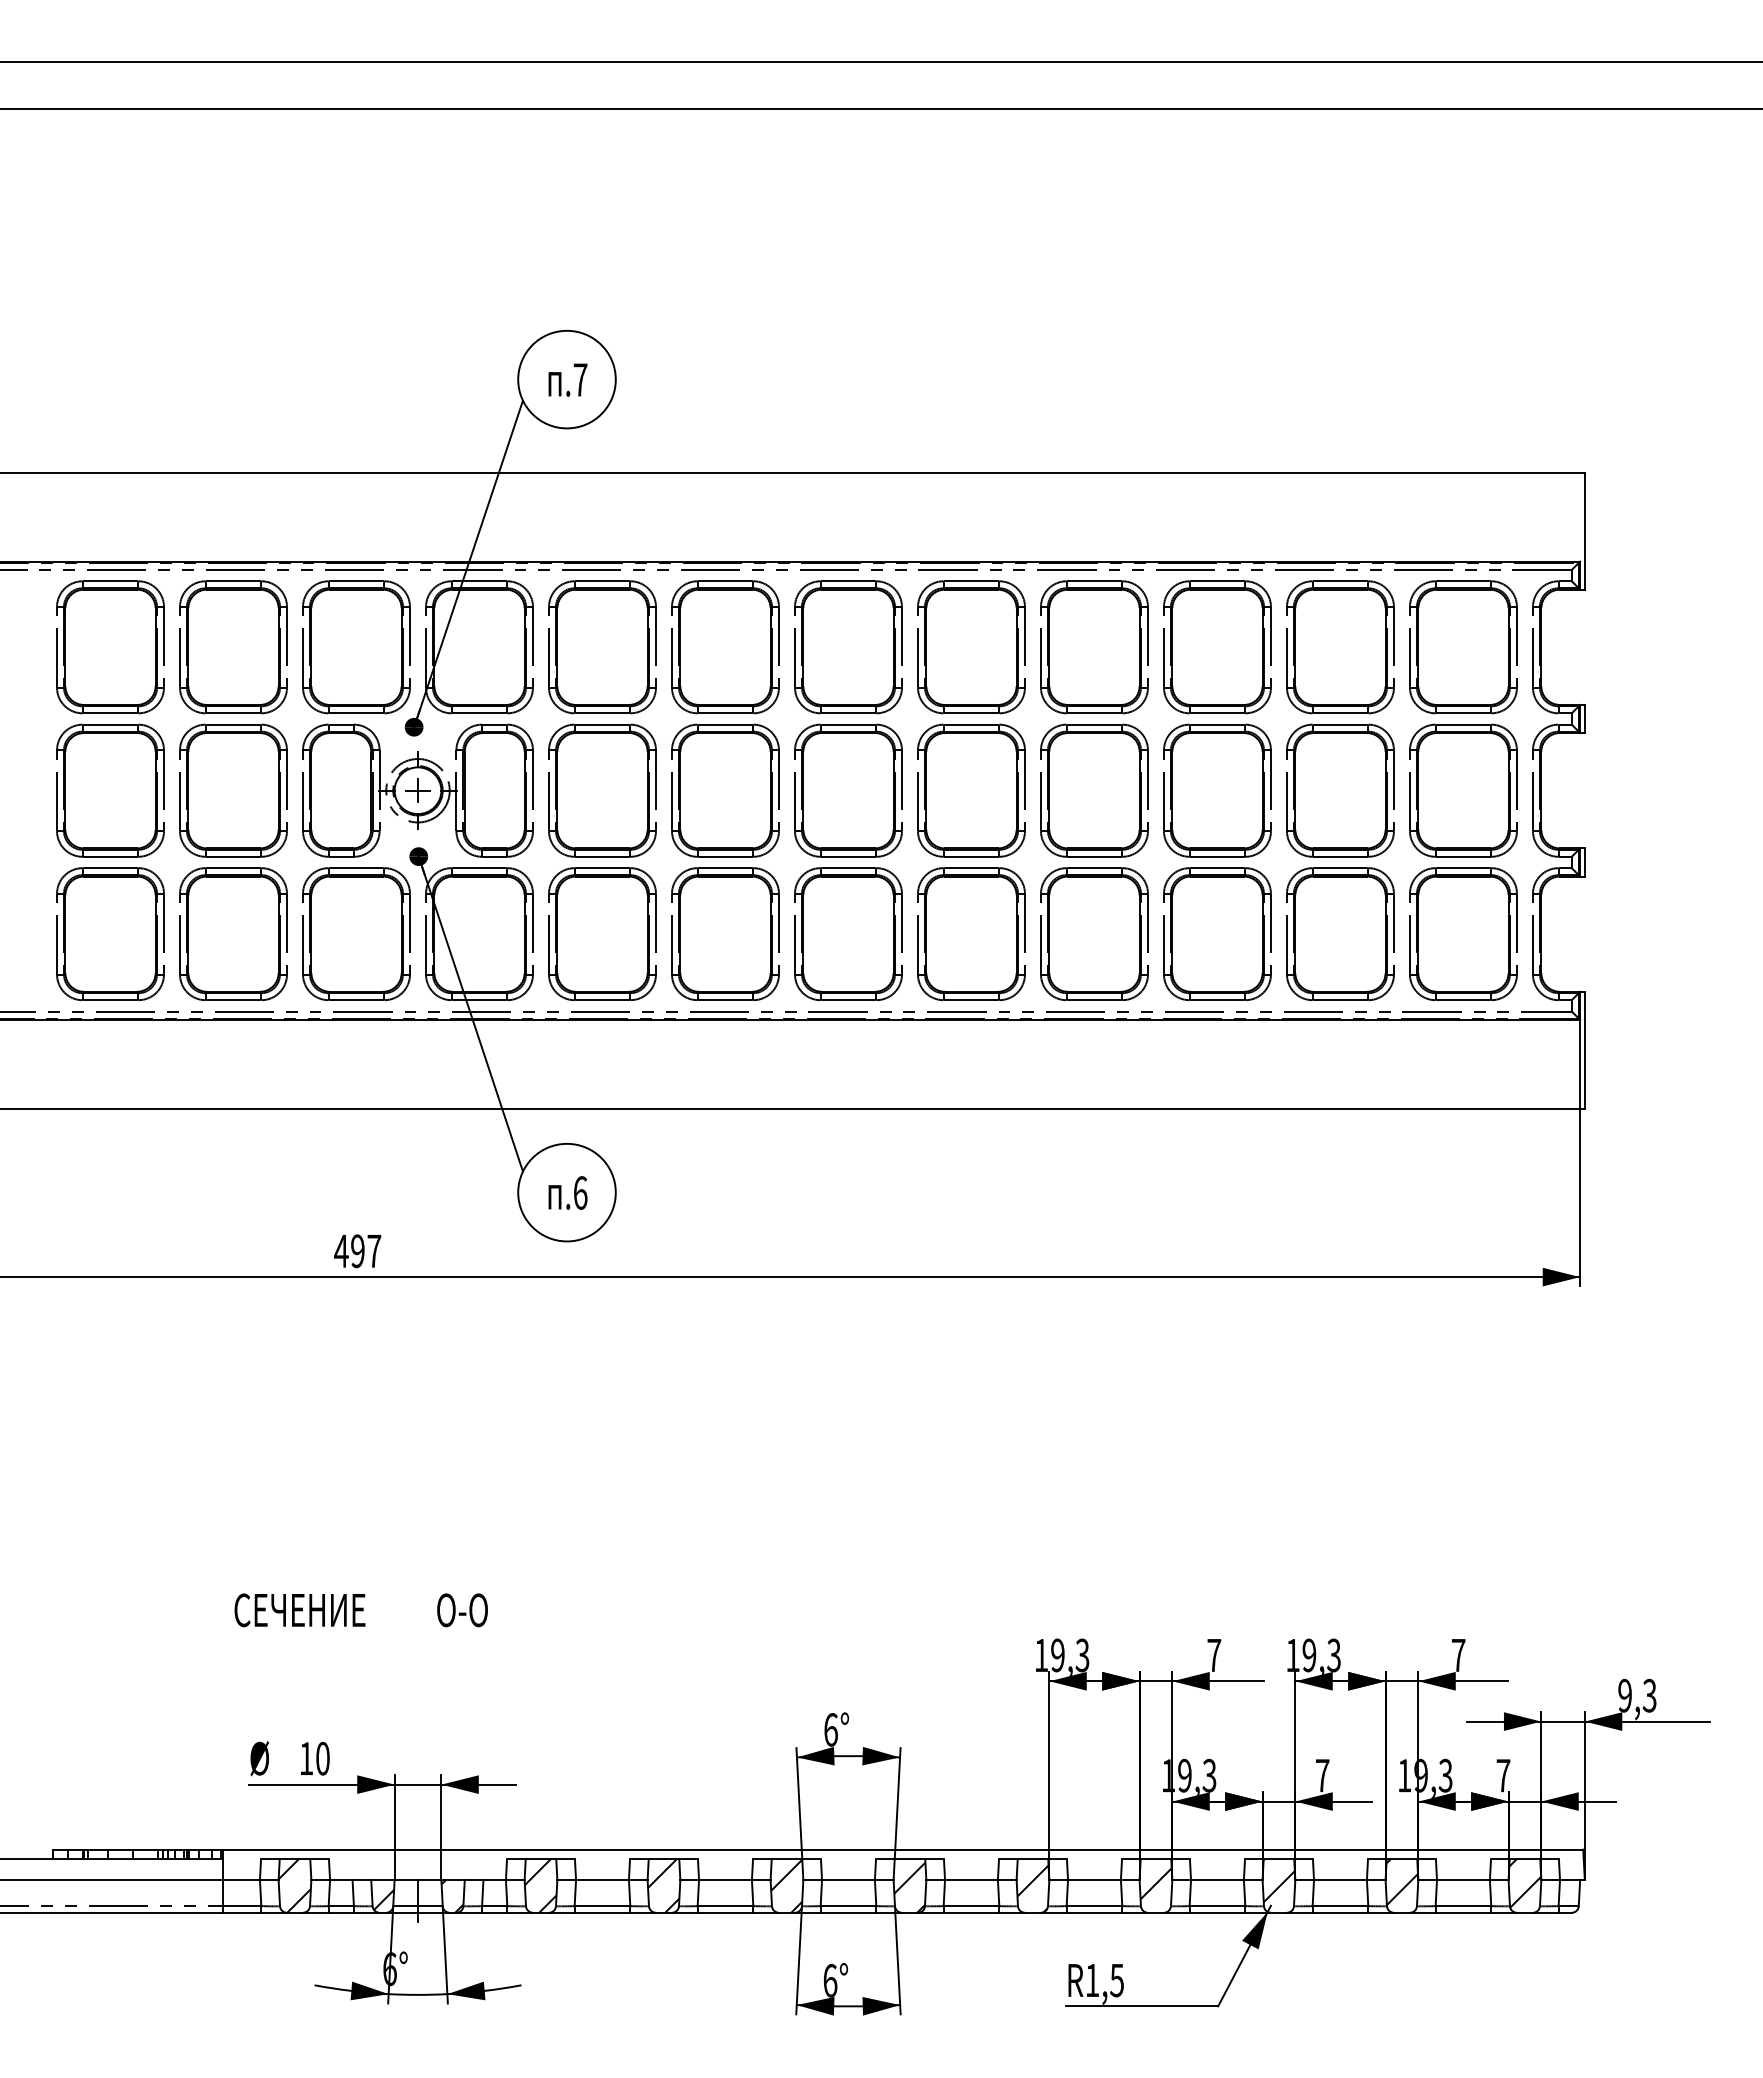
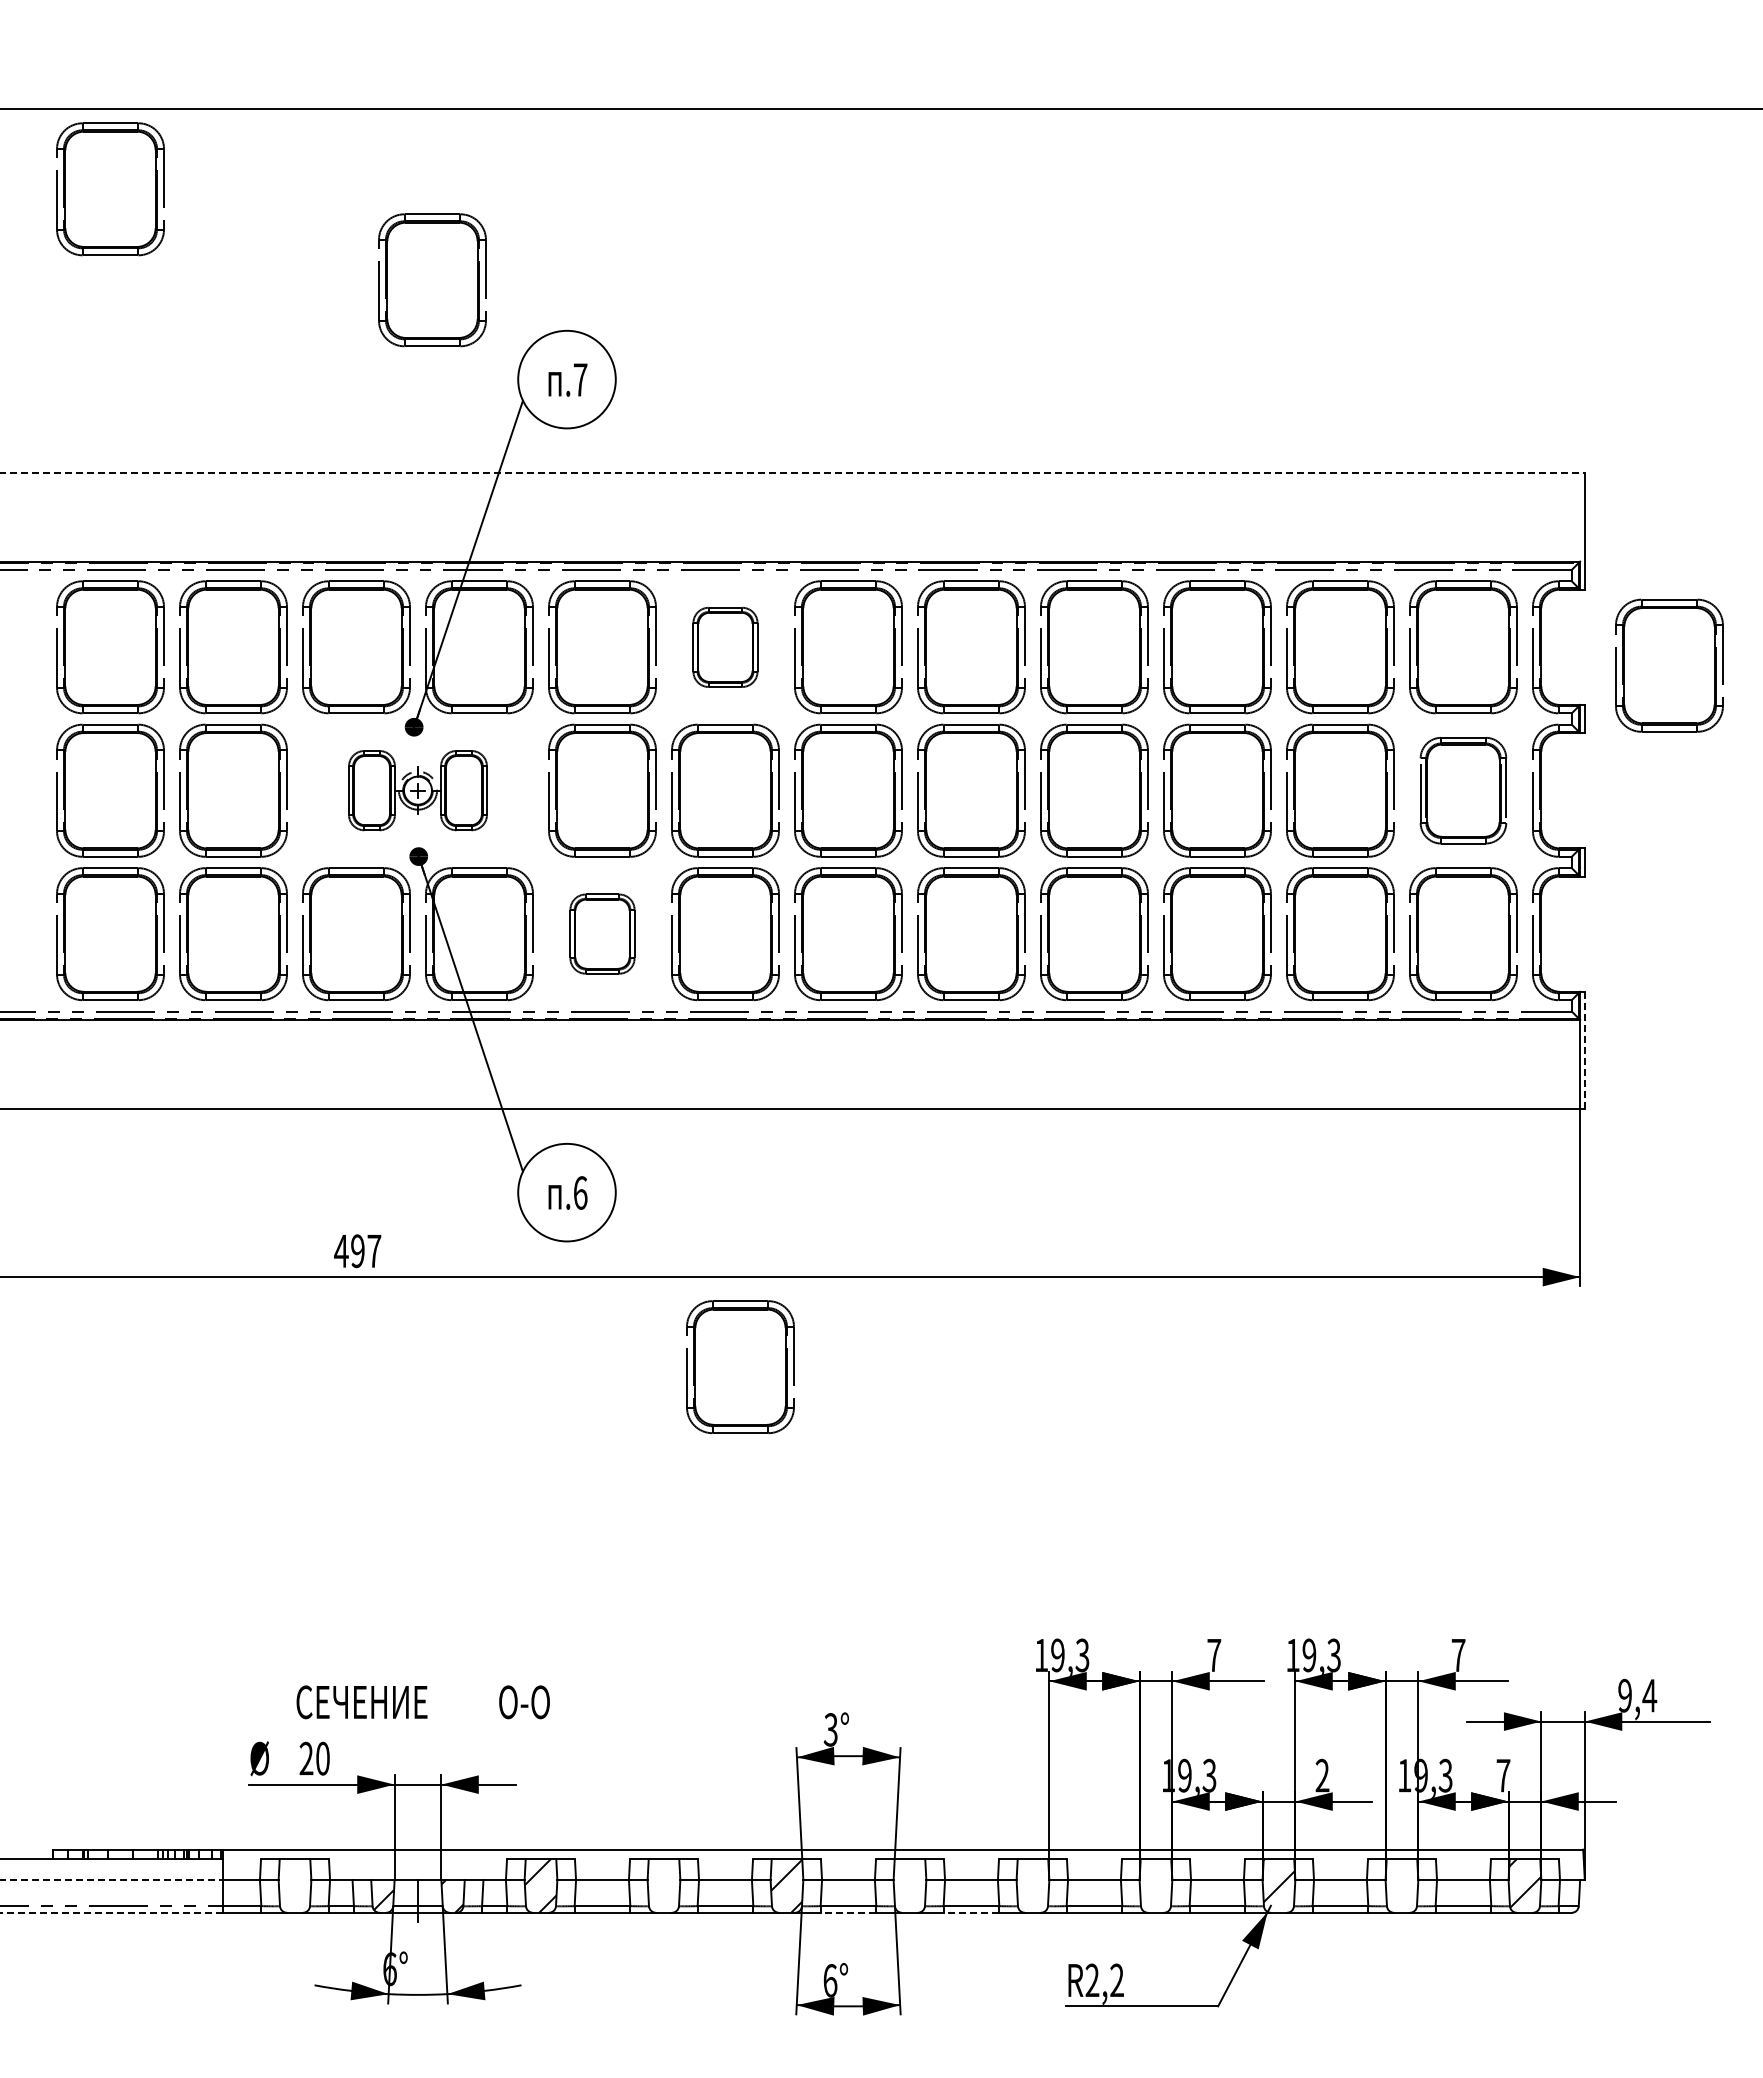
line: present -> none (880, 62)
part: none -> present (110, 189)
part: none -> present (432, 280)
line: solid -> dashed (792, 472)
part size: 109x135 px -> 67x82 px (725, 646)
part: none -> present (1669, 665)
part size: 232x135 px -> 140x82 px (417, 790)
part size: 109x135 px -> 89x108 px (1463, 790)
part size: 109x134 px -> 67x82 px (602, 933)
line: solid -> dashed (1584, 1050)
part: none -> present (740, 1366)
text position: (360, 1610) -> (422, 1702) (422, 1702)
text: 9,3 -> 9,4 (1649, 1695)
text: 6° -> 3° (830, 1729)
text: 10 -> 20 (306, 1758)
text: 7 -> 2 (1322, 1775)
line: solid -> dashed (111, 1880)
hatch: present -> none (1402, 1882)
hatch: present -> none (1155, 1883)
hatch: present -> none (294, 1885)
hatch: present -> none (663, 1885)
hatch: present -> none (909, 1887)
hatch: present -> none (1032, 1888)
line: solid -> dashed (111, 1912)
line: solid -> dashed (848, 1912)
line: solid -> dashed (971, 1912)
text: R1,5 -> R2,2 (1104, 1980)
